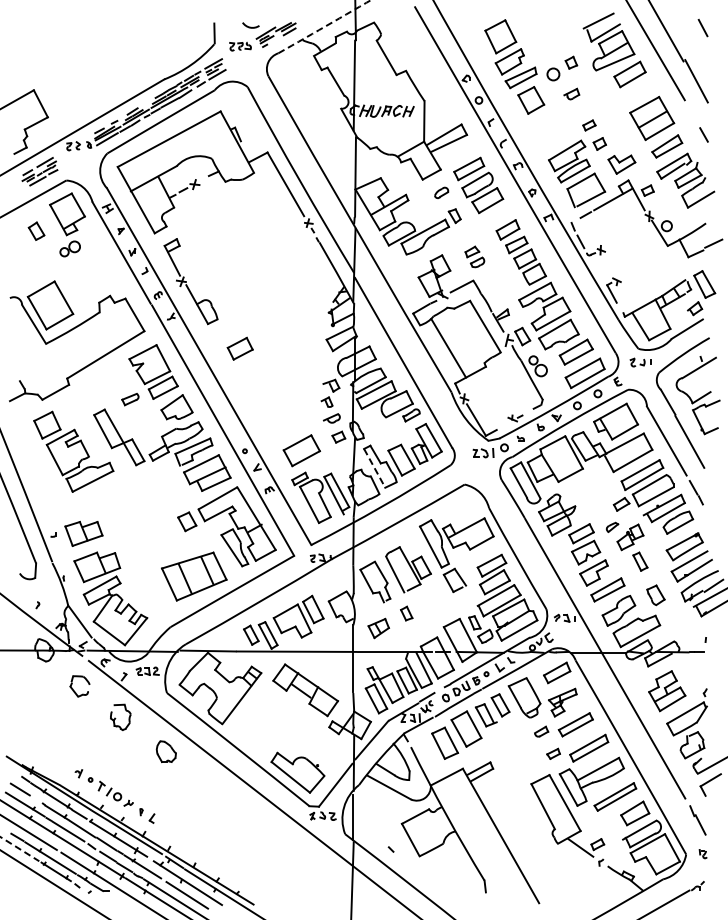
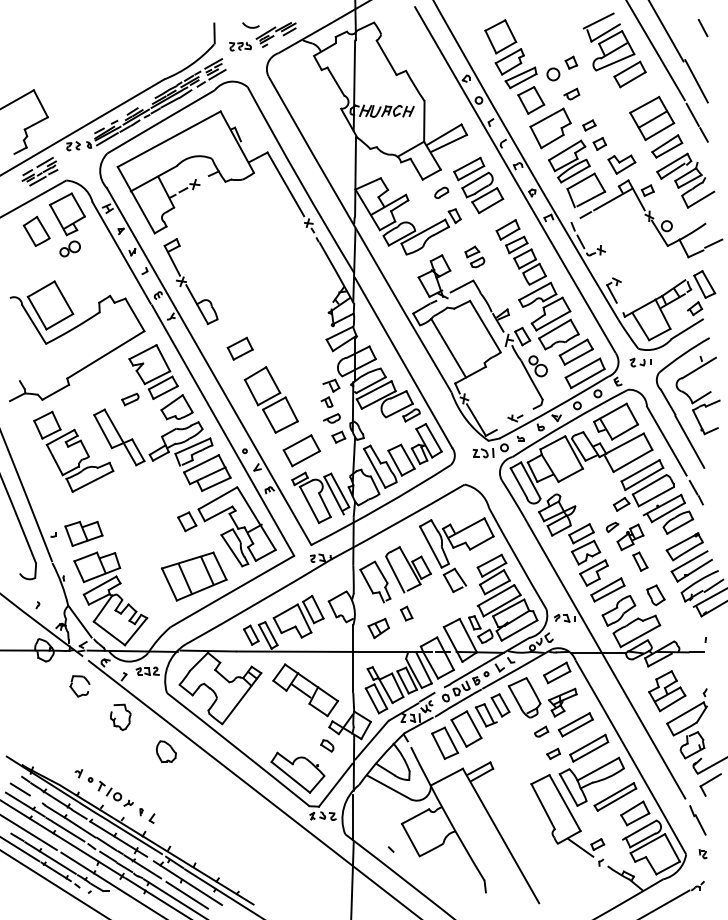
arc: dashed -> solid (324, 26)
line: none -> present (692, 114)
part: none -> present (550, 128)
part size: 19x20 px -> 29x32 px (36, 230)
part: none -> present (270, 399)
line: dashed -> solid (374, 468)
part: none -> present (327, 745)
line: dashed -> solid (19, 849)
